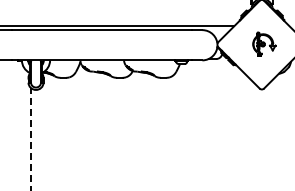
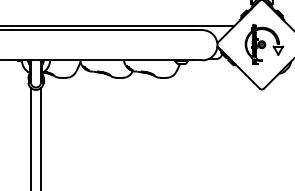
part size: 25x26 px -> 41x42 px (264, 43)
line: none -> present (41, 137)
line: dashed -> solid (31, 139)
